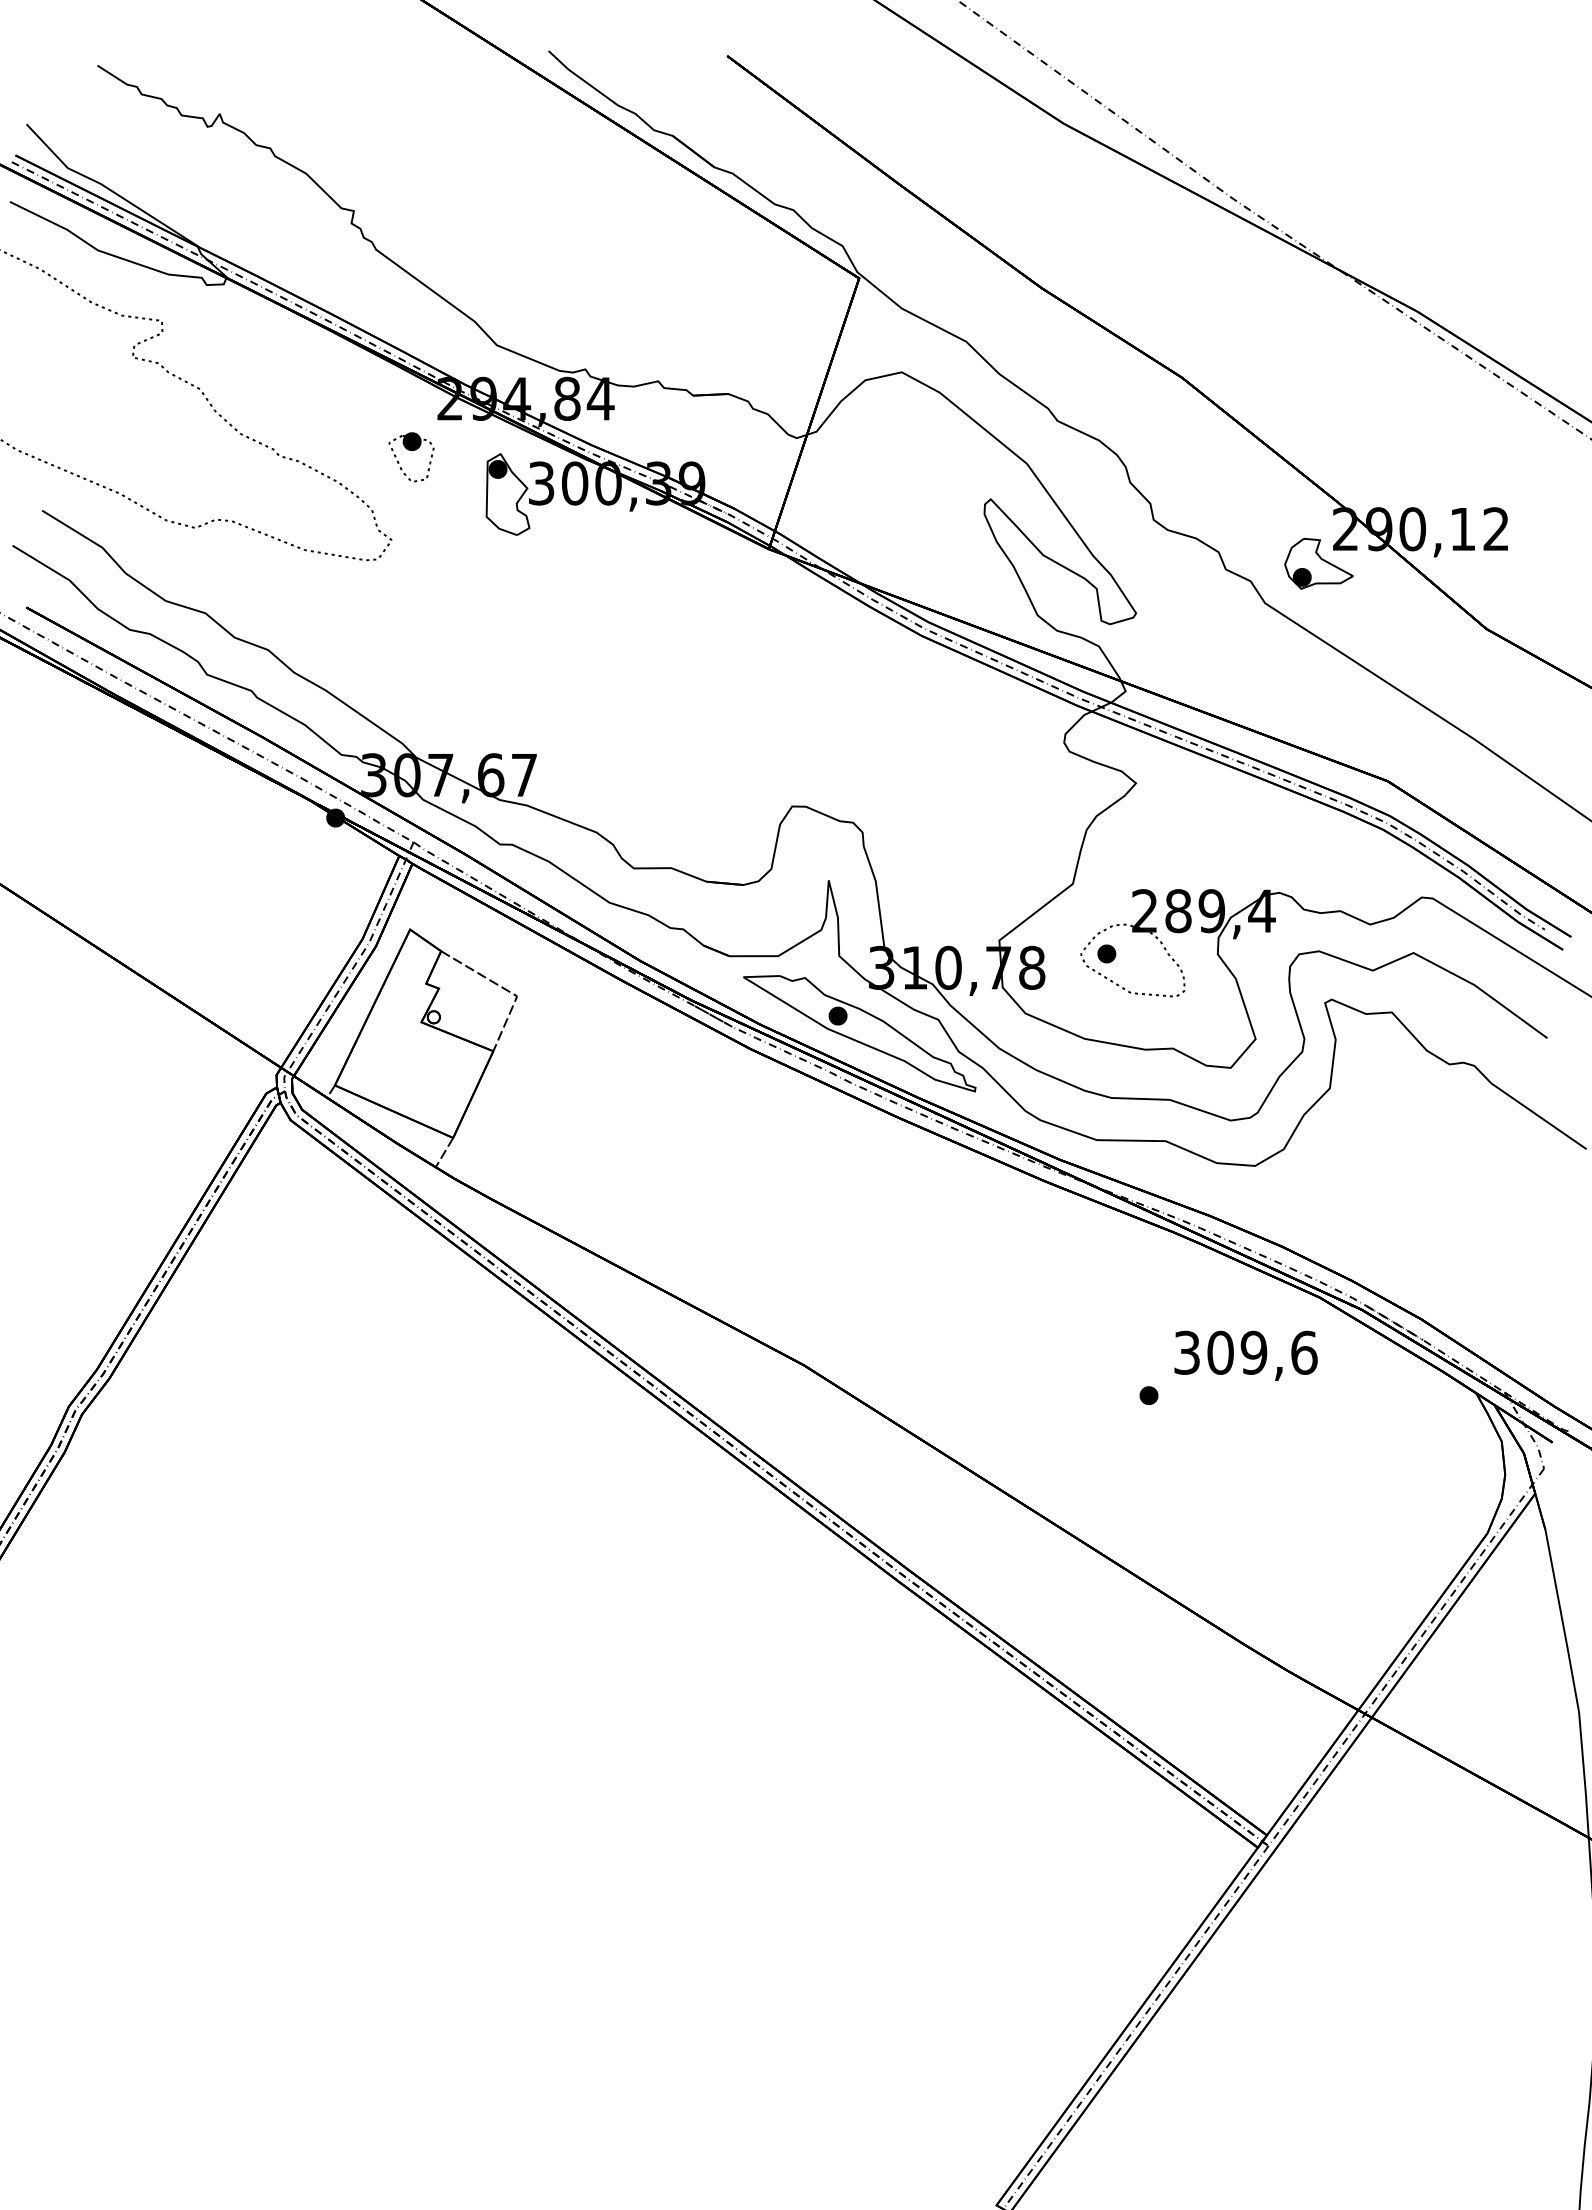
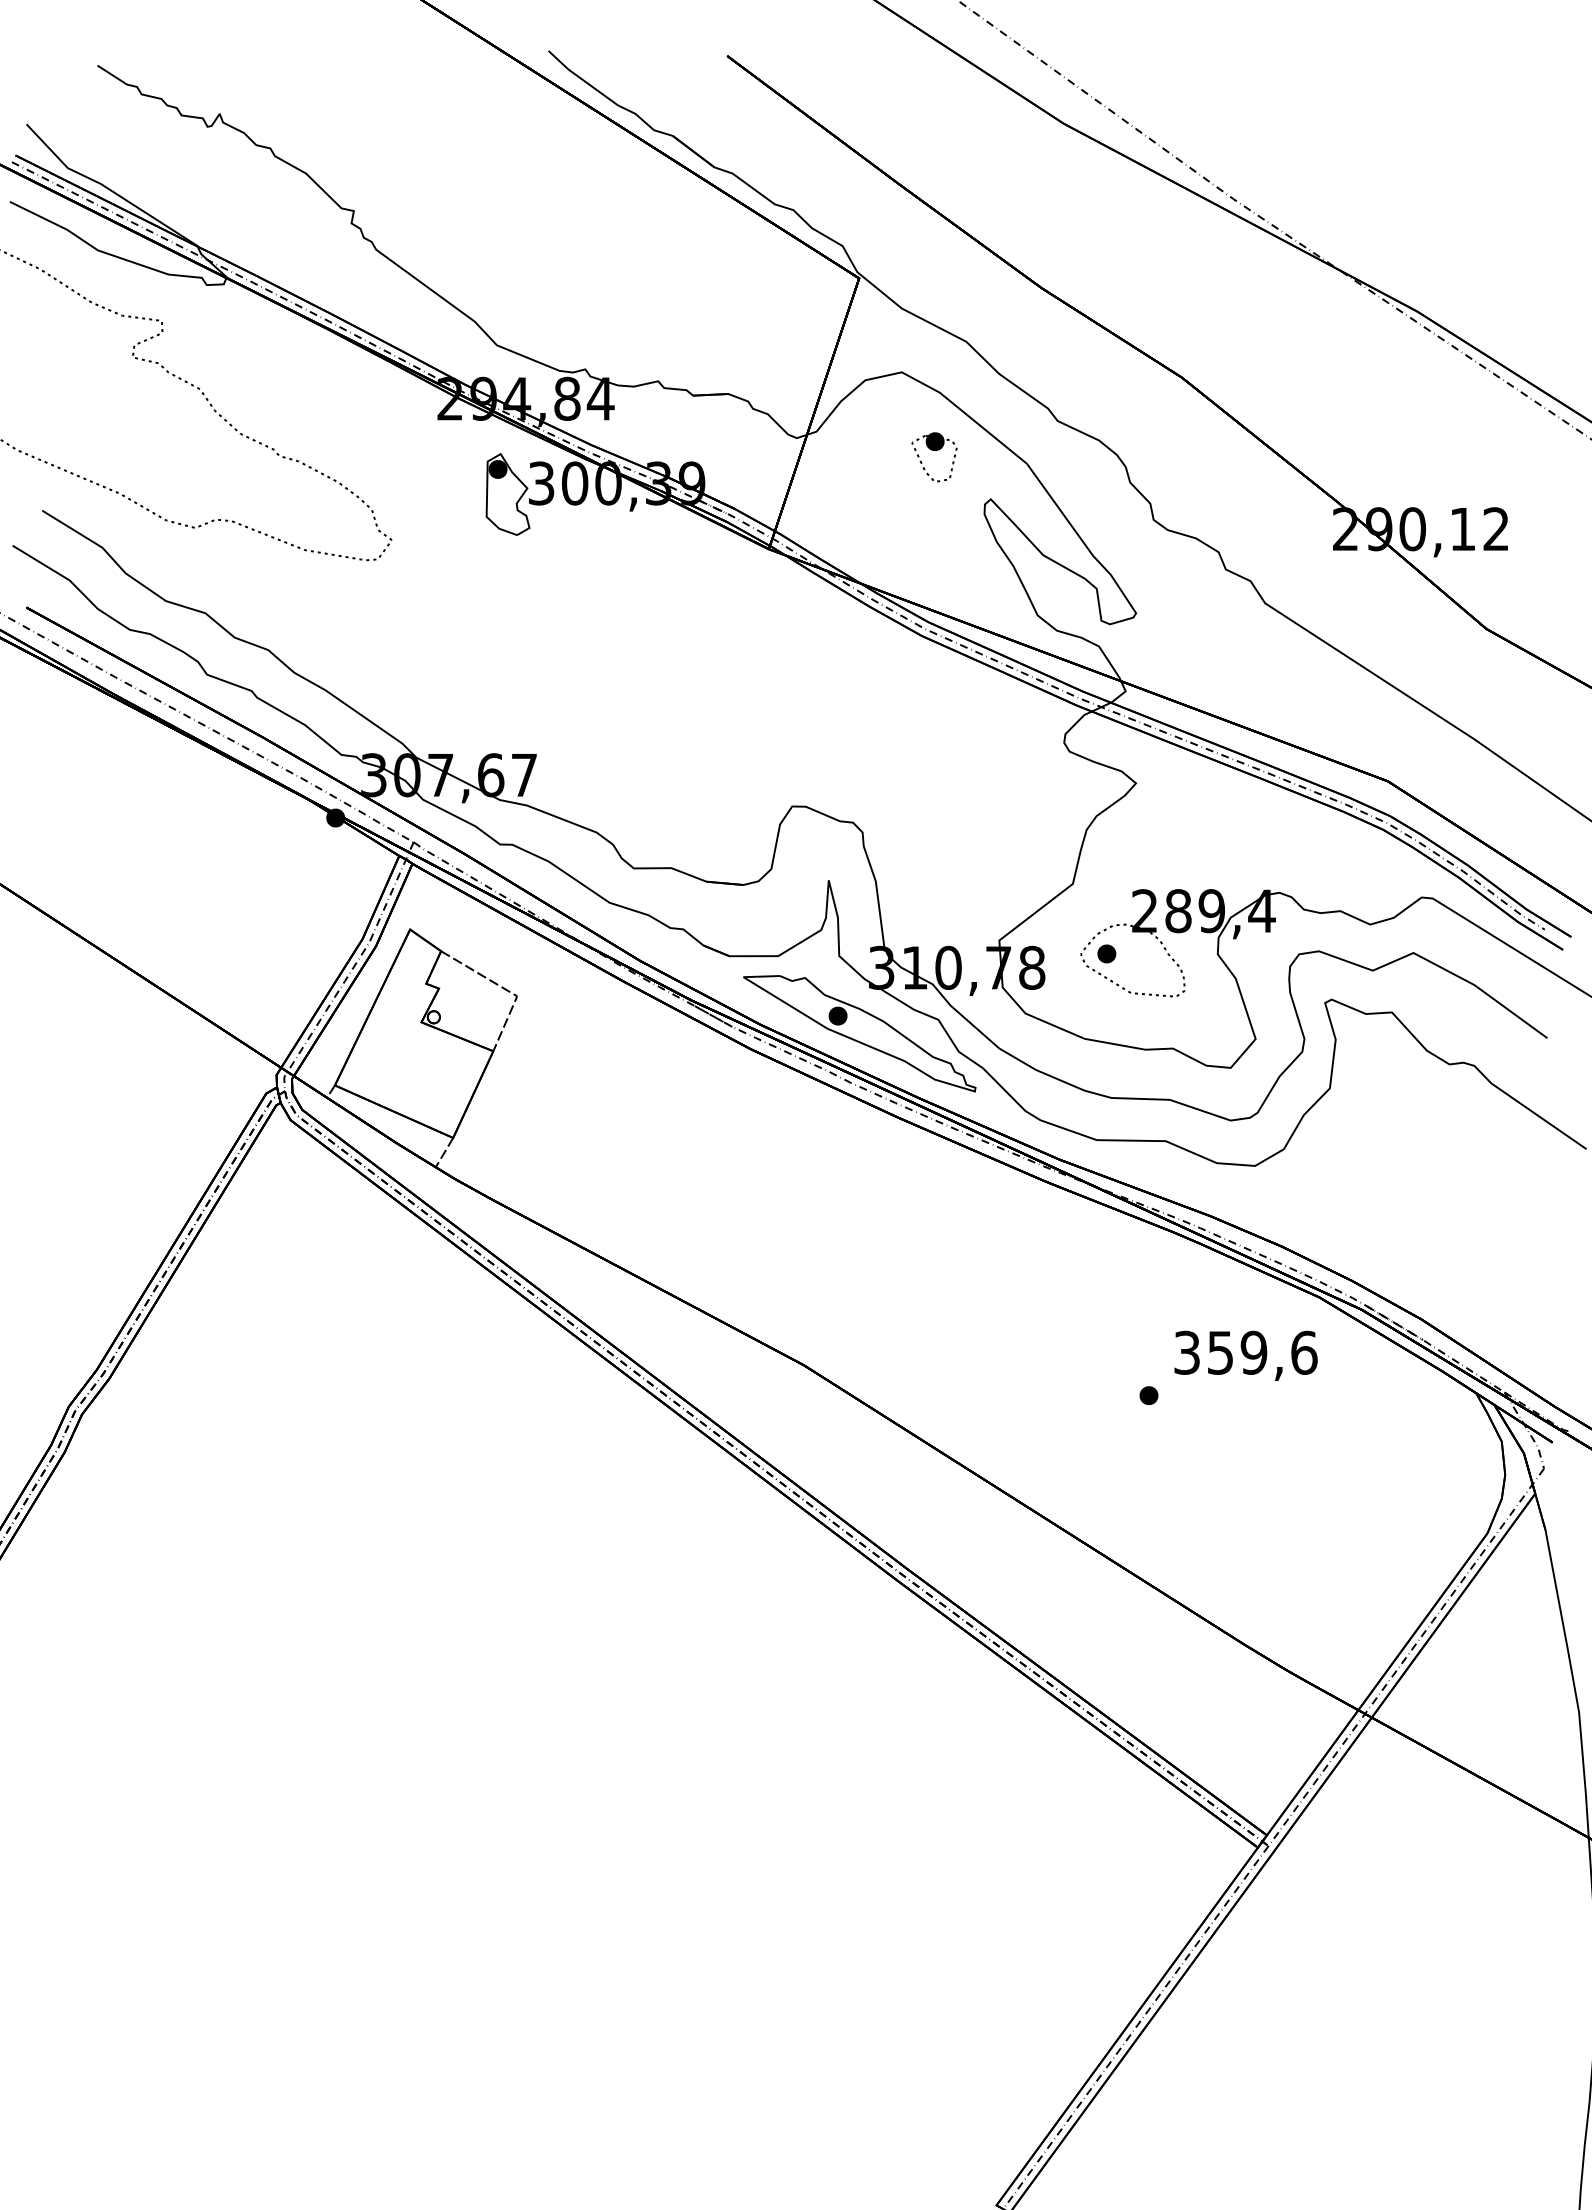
part position: (411, 450) -> (934, 450) (934, 450)
part: present -> none (1318, 563)
text: 309,6 -> 359,6 (1220, 1352)
